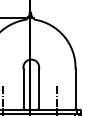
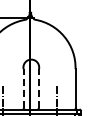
line: solid -> dashed (23, 88)
line: solid -> dashed (39, 88)
